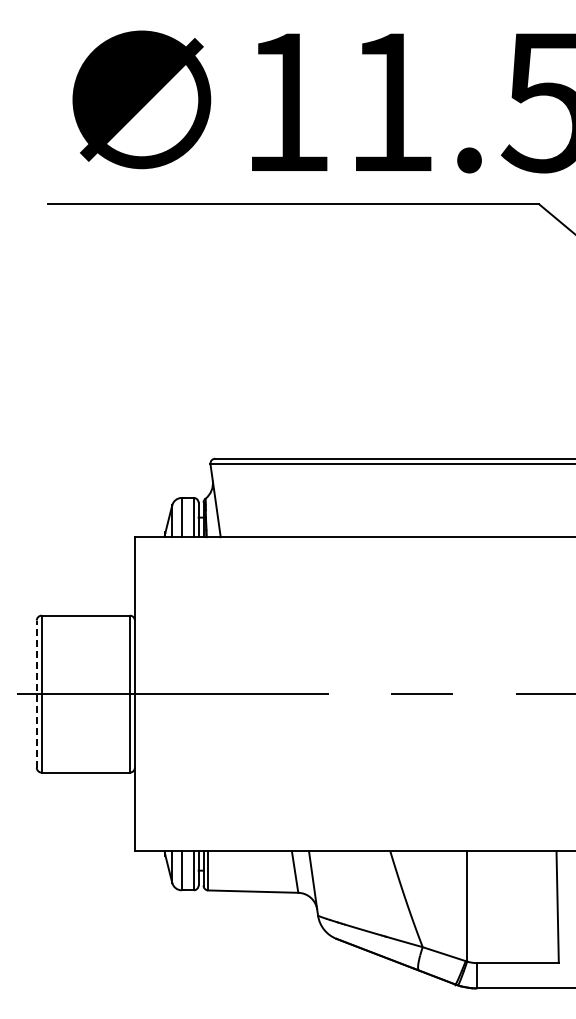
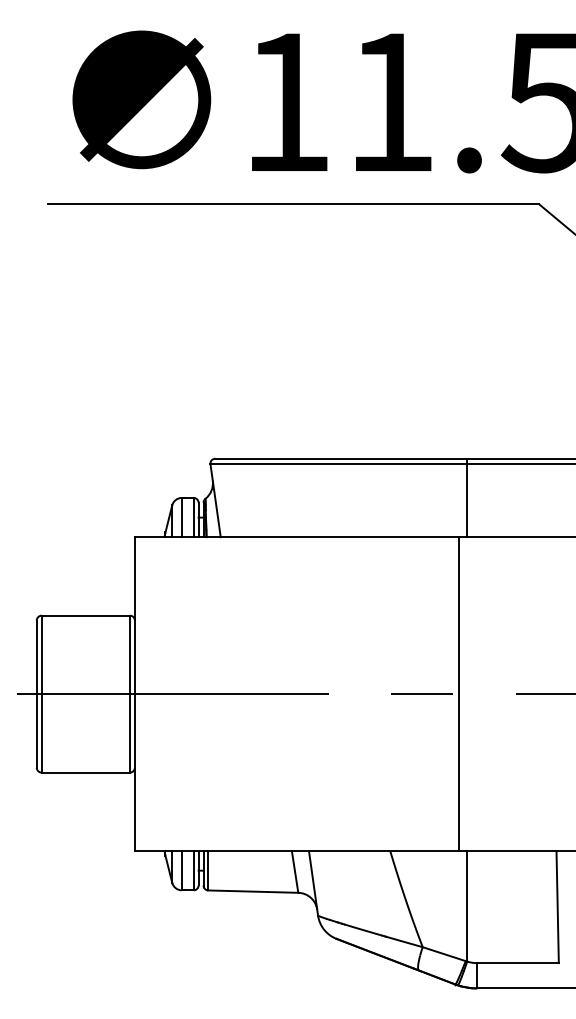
line: none -> present (467, 497)
line: dashed -> solid (36, 694)
line: none -> present (458, 694)
